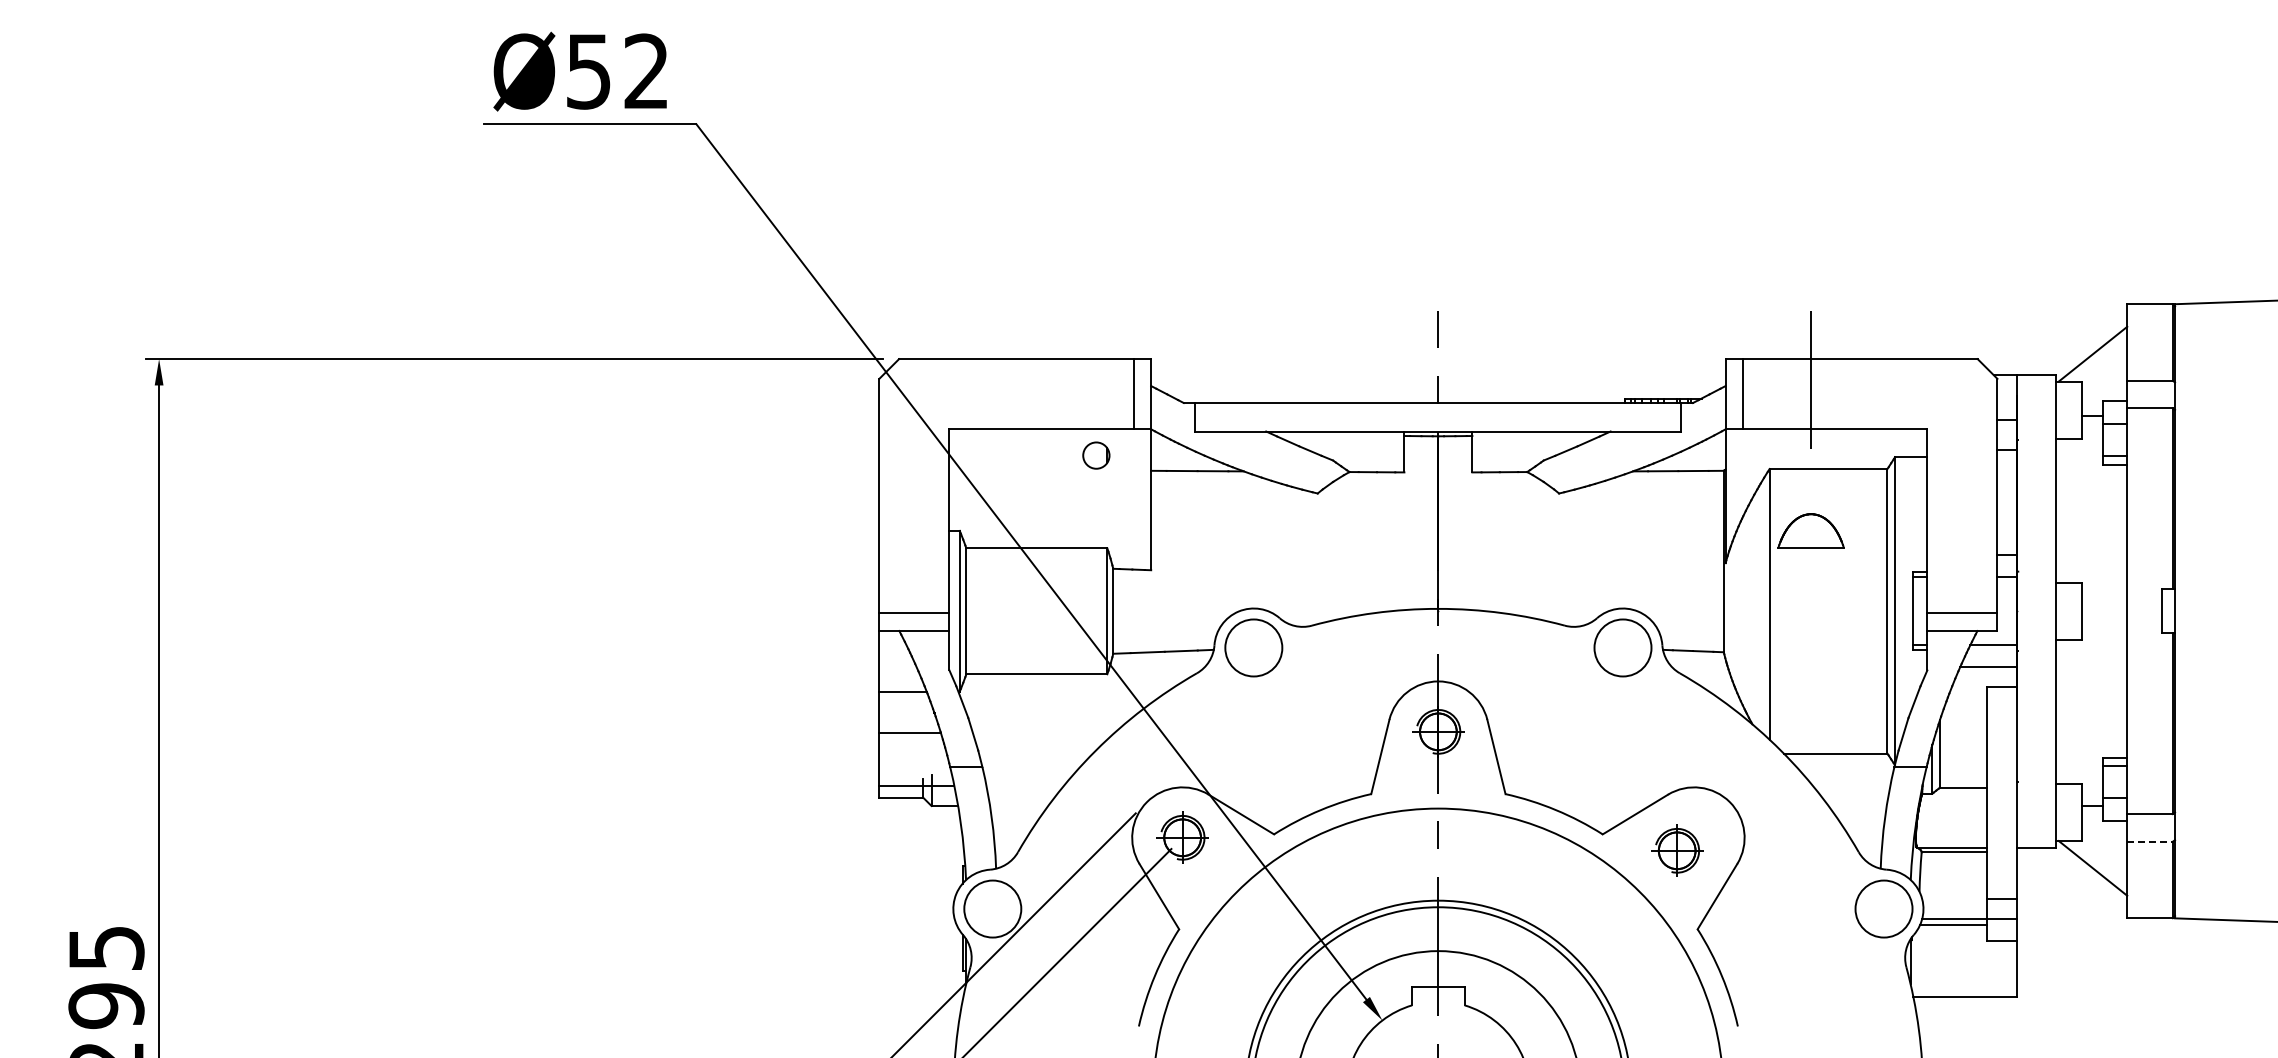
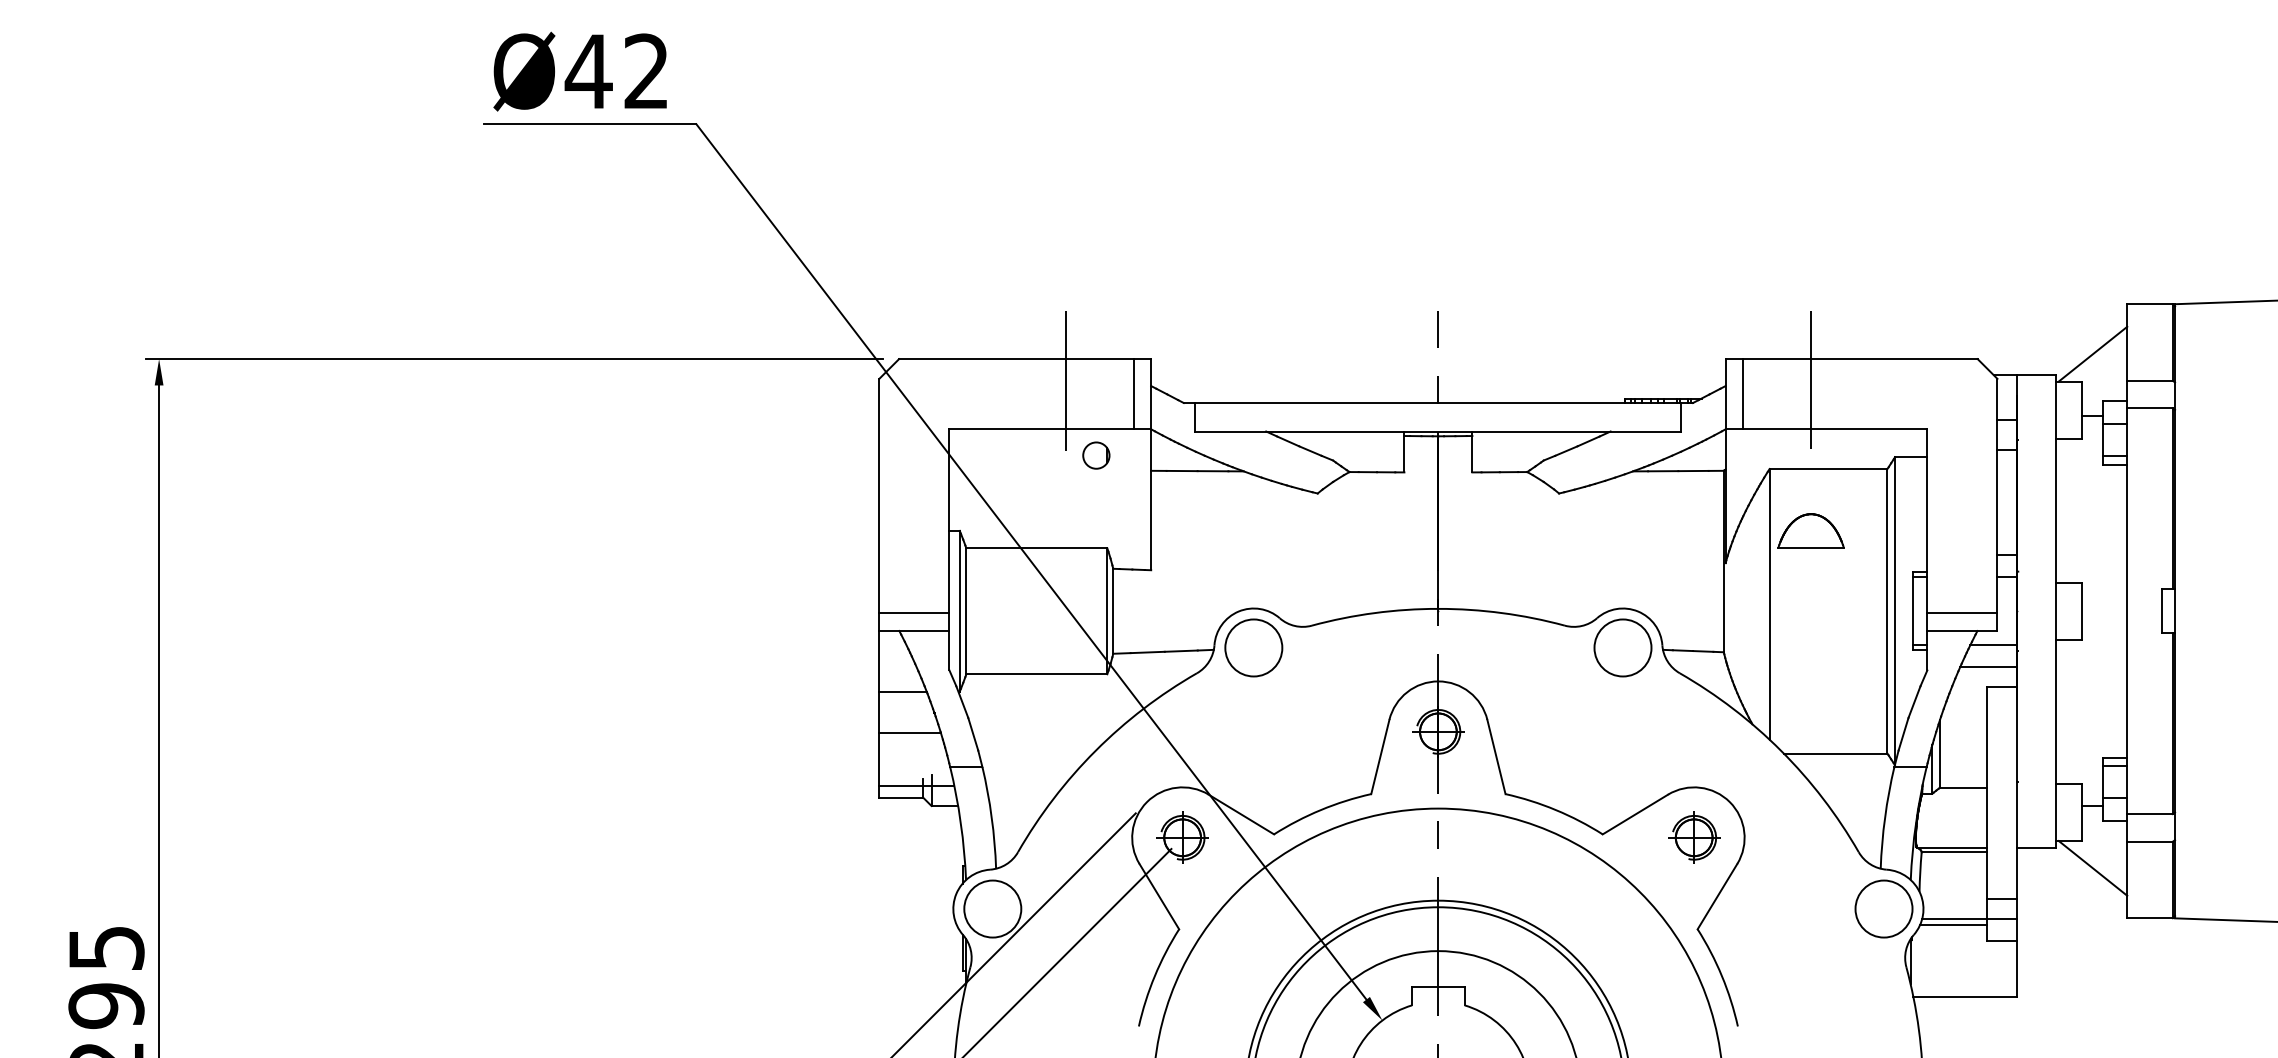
text: Ø52 -> Ø42 (588, 71)
line: none -> present (1065, 384)
line: dashed -> solid (2150, 841)
part position: (1677, 850) -> (1694, 837) (1694, 837)
